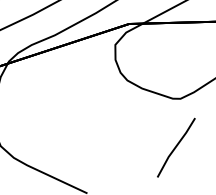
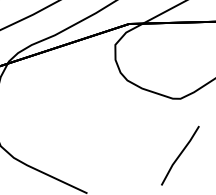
line position: (176, 147) -> (180, 155) (180, 155)
